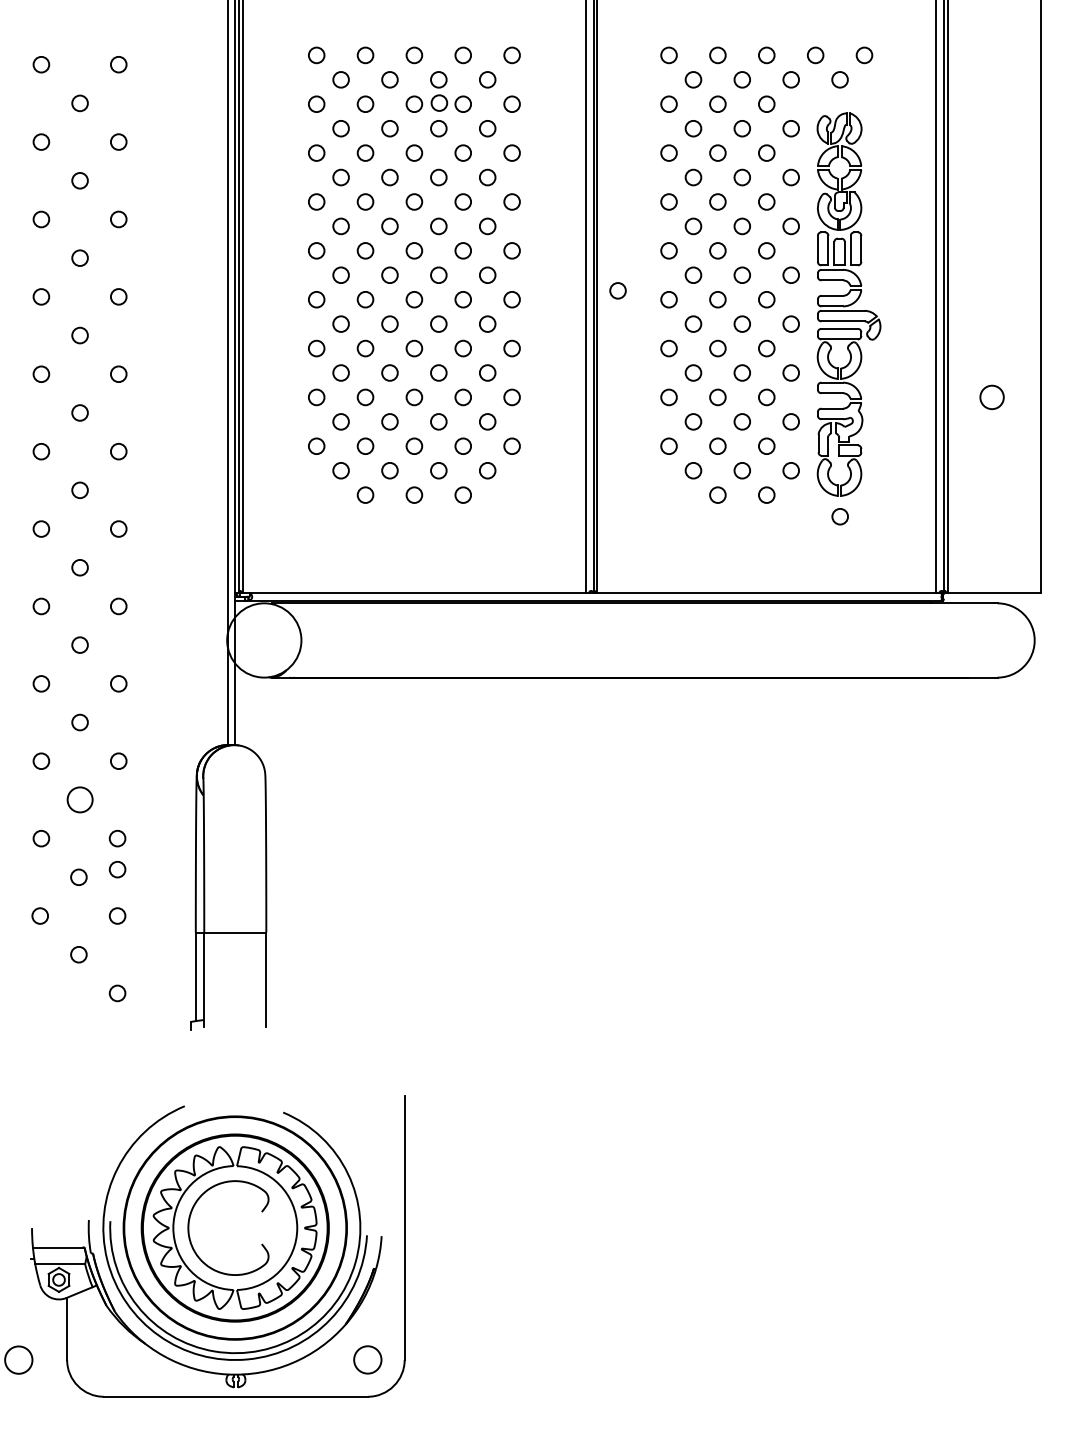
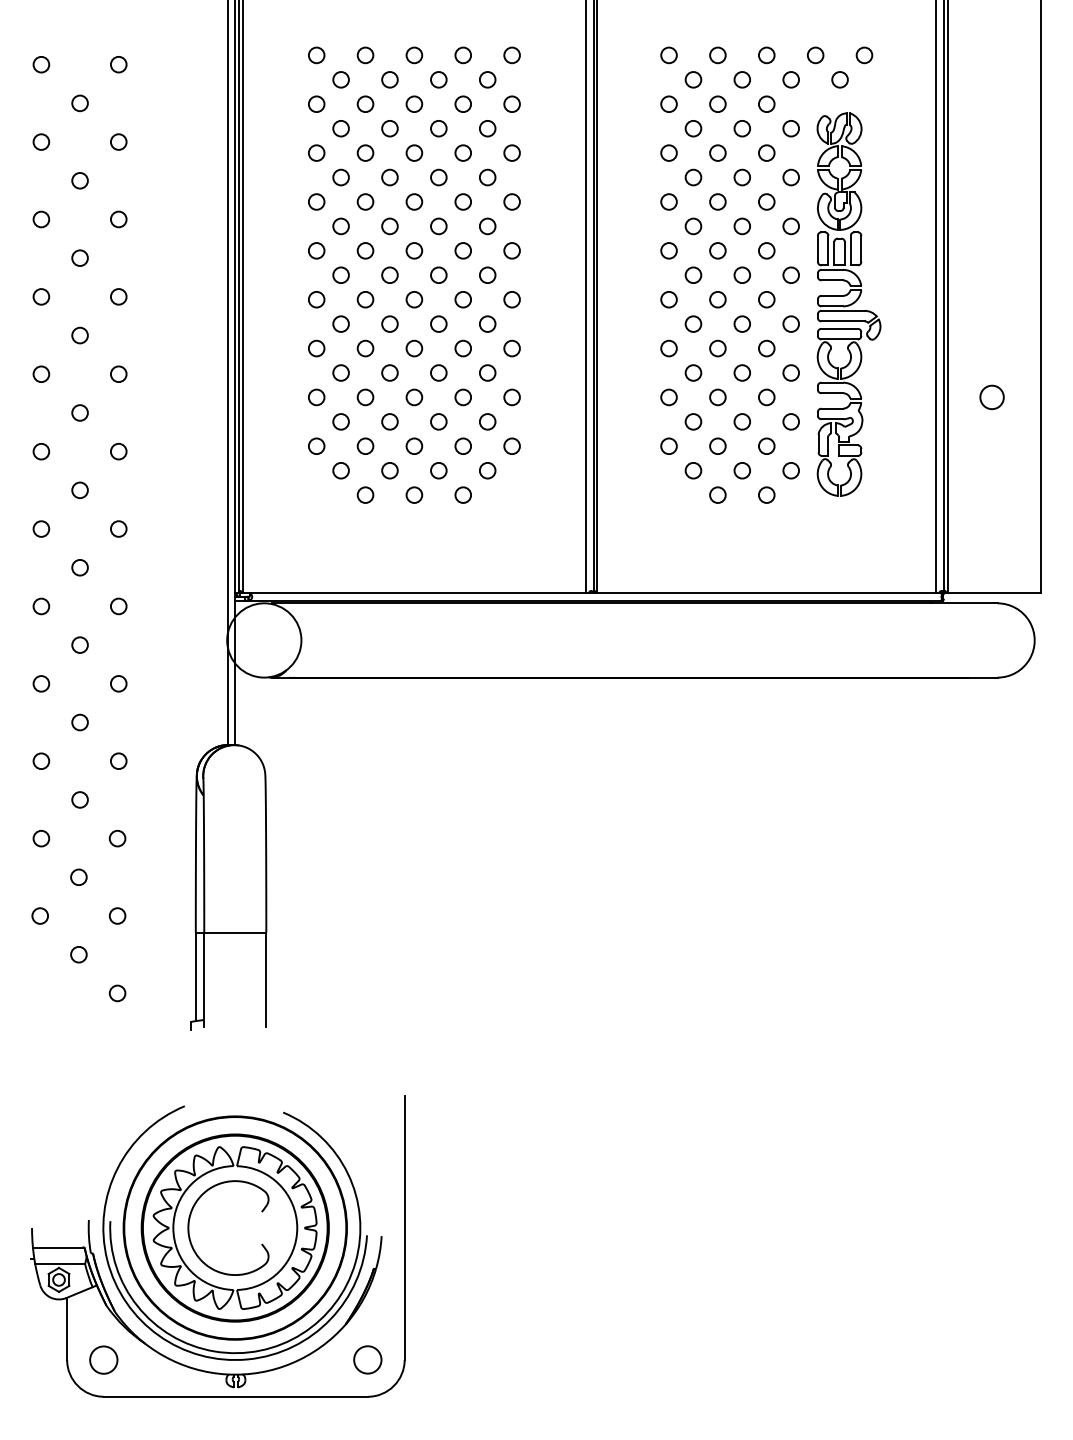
circle: present -> none (439, 102)
circle: present -> none (617, 290)
circle: present -> none (839, 516)
circle size: 28x28 px -> 18x18 px (79, 799)
circle: present -> none (117, 869)
circle position: (18, 1359) -> (103, 1359) (103, 1359)
